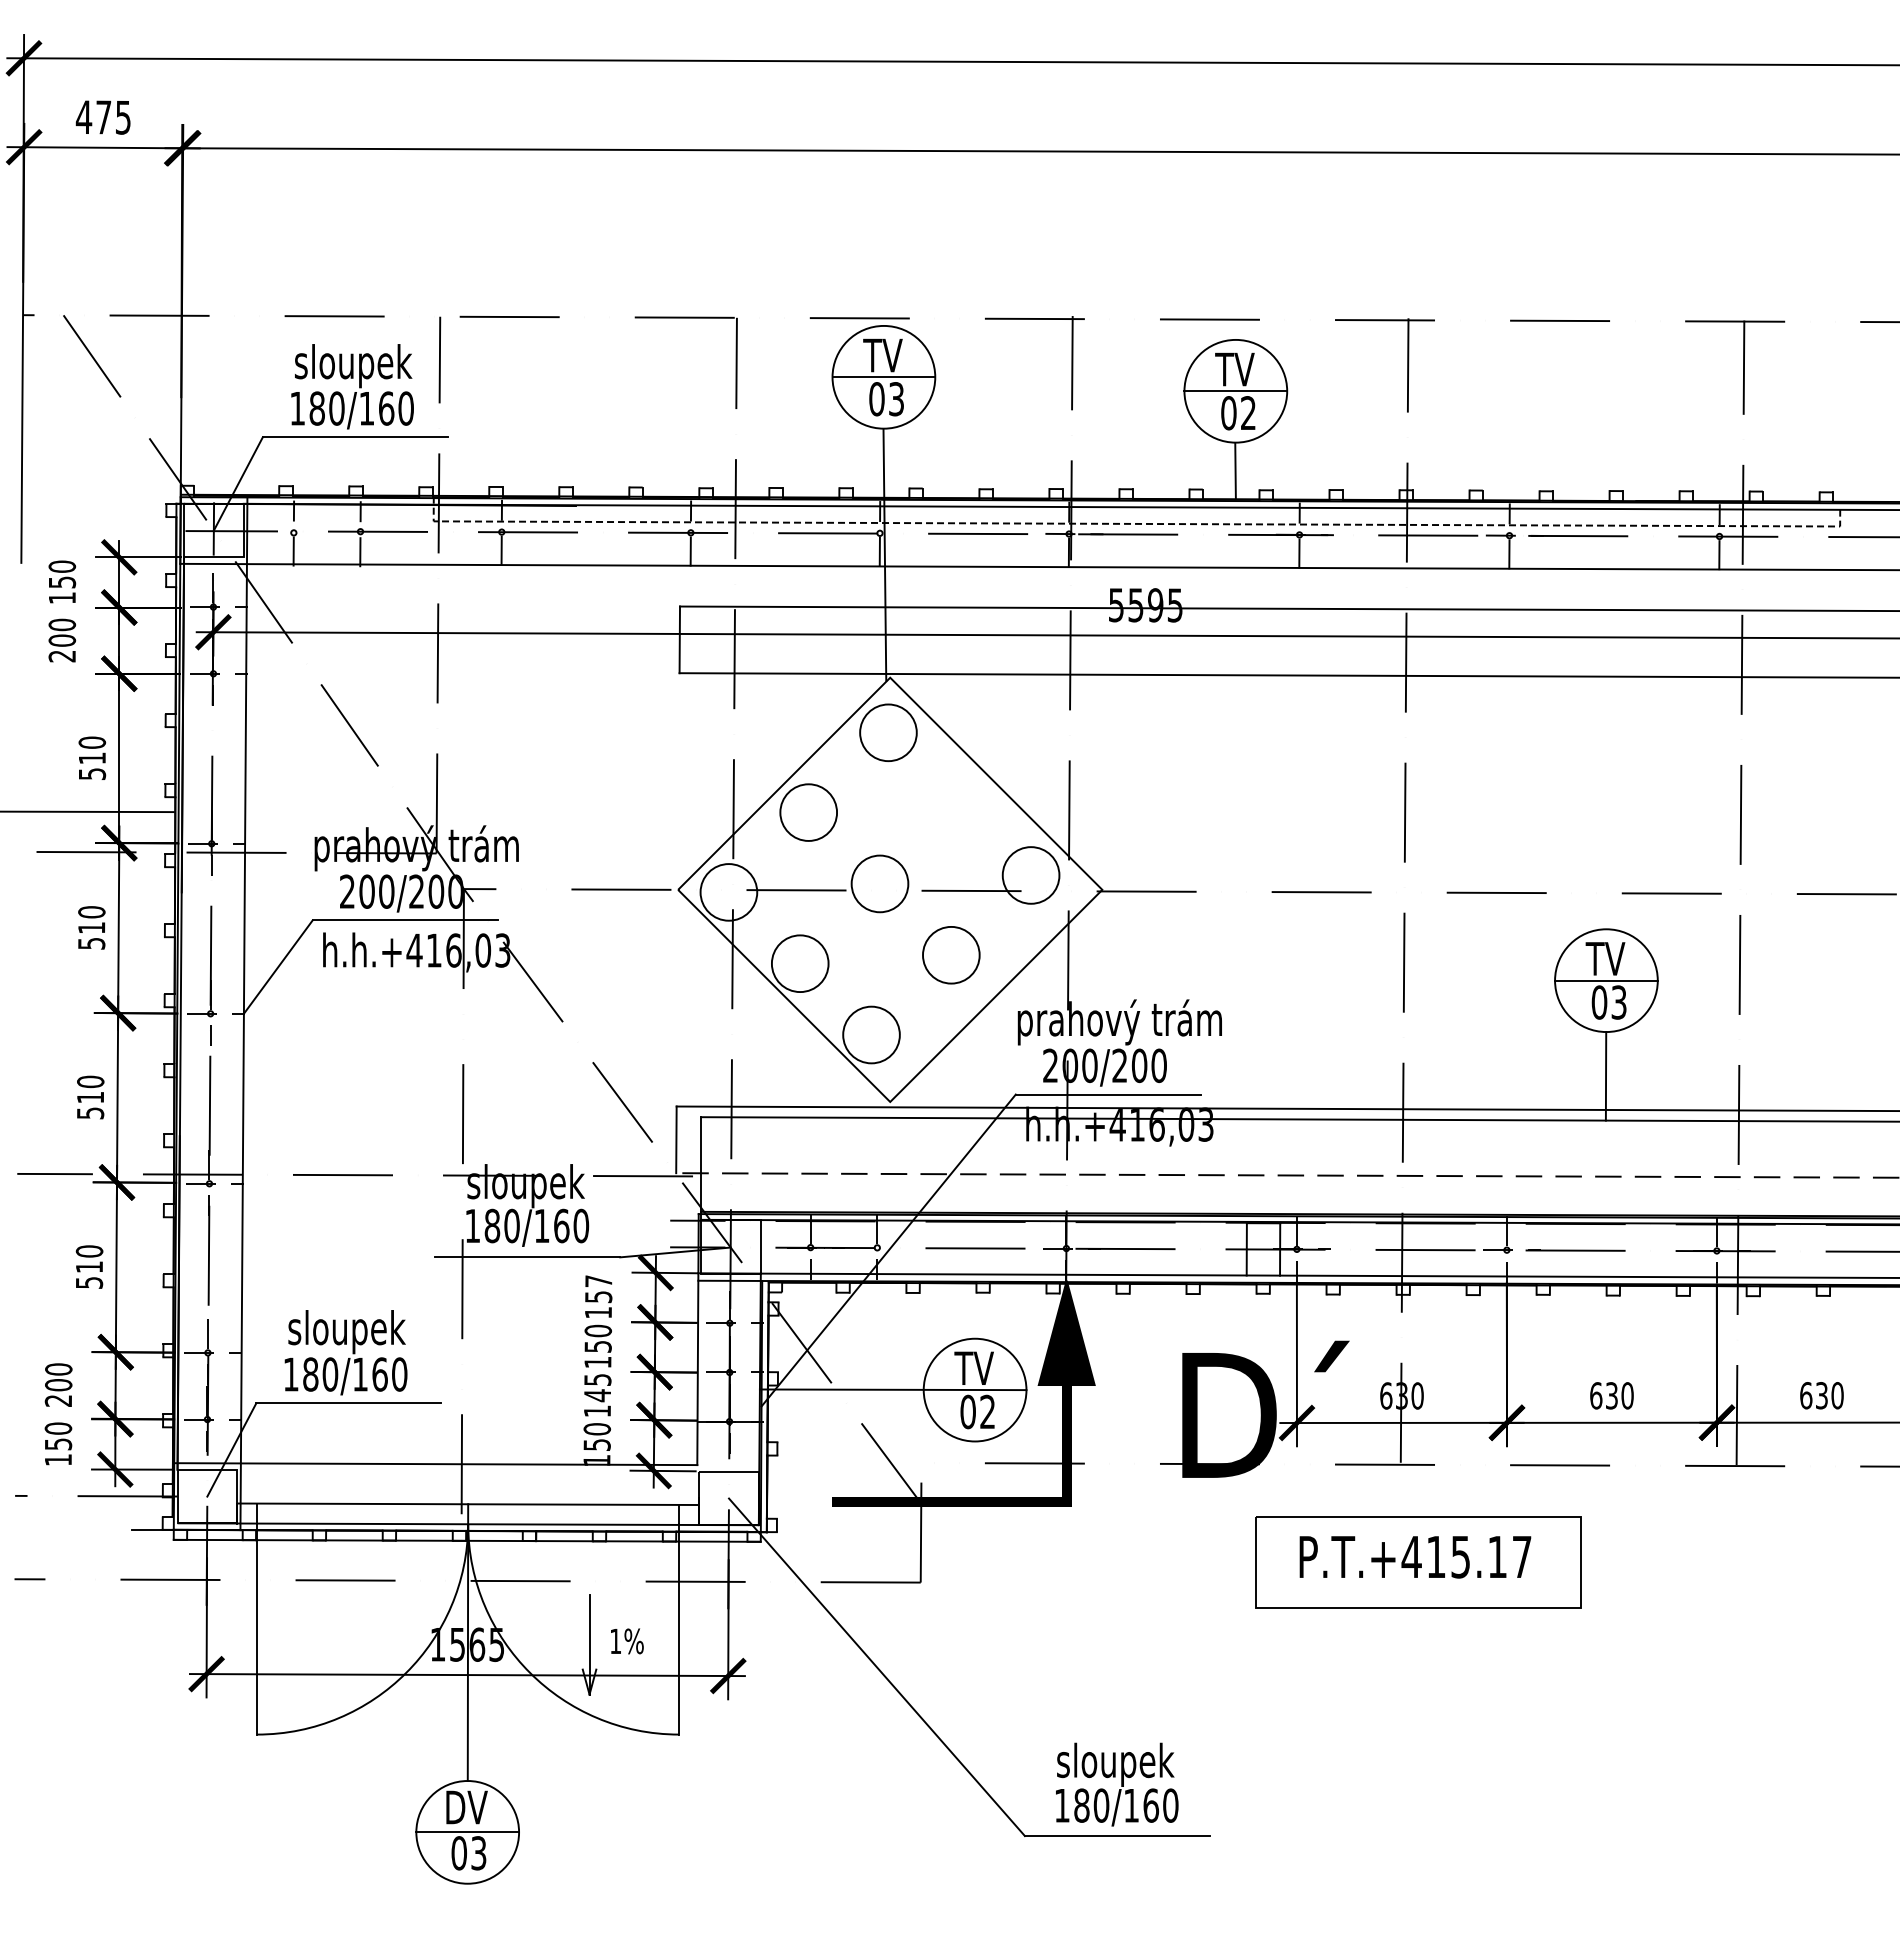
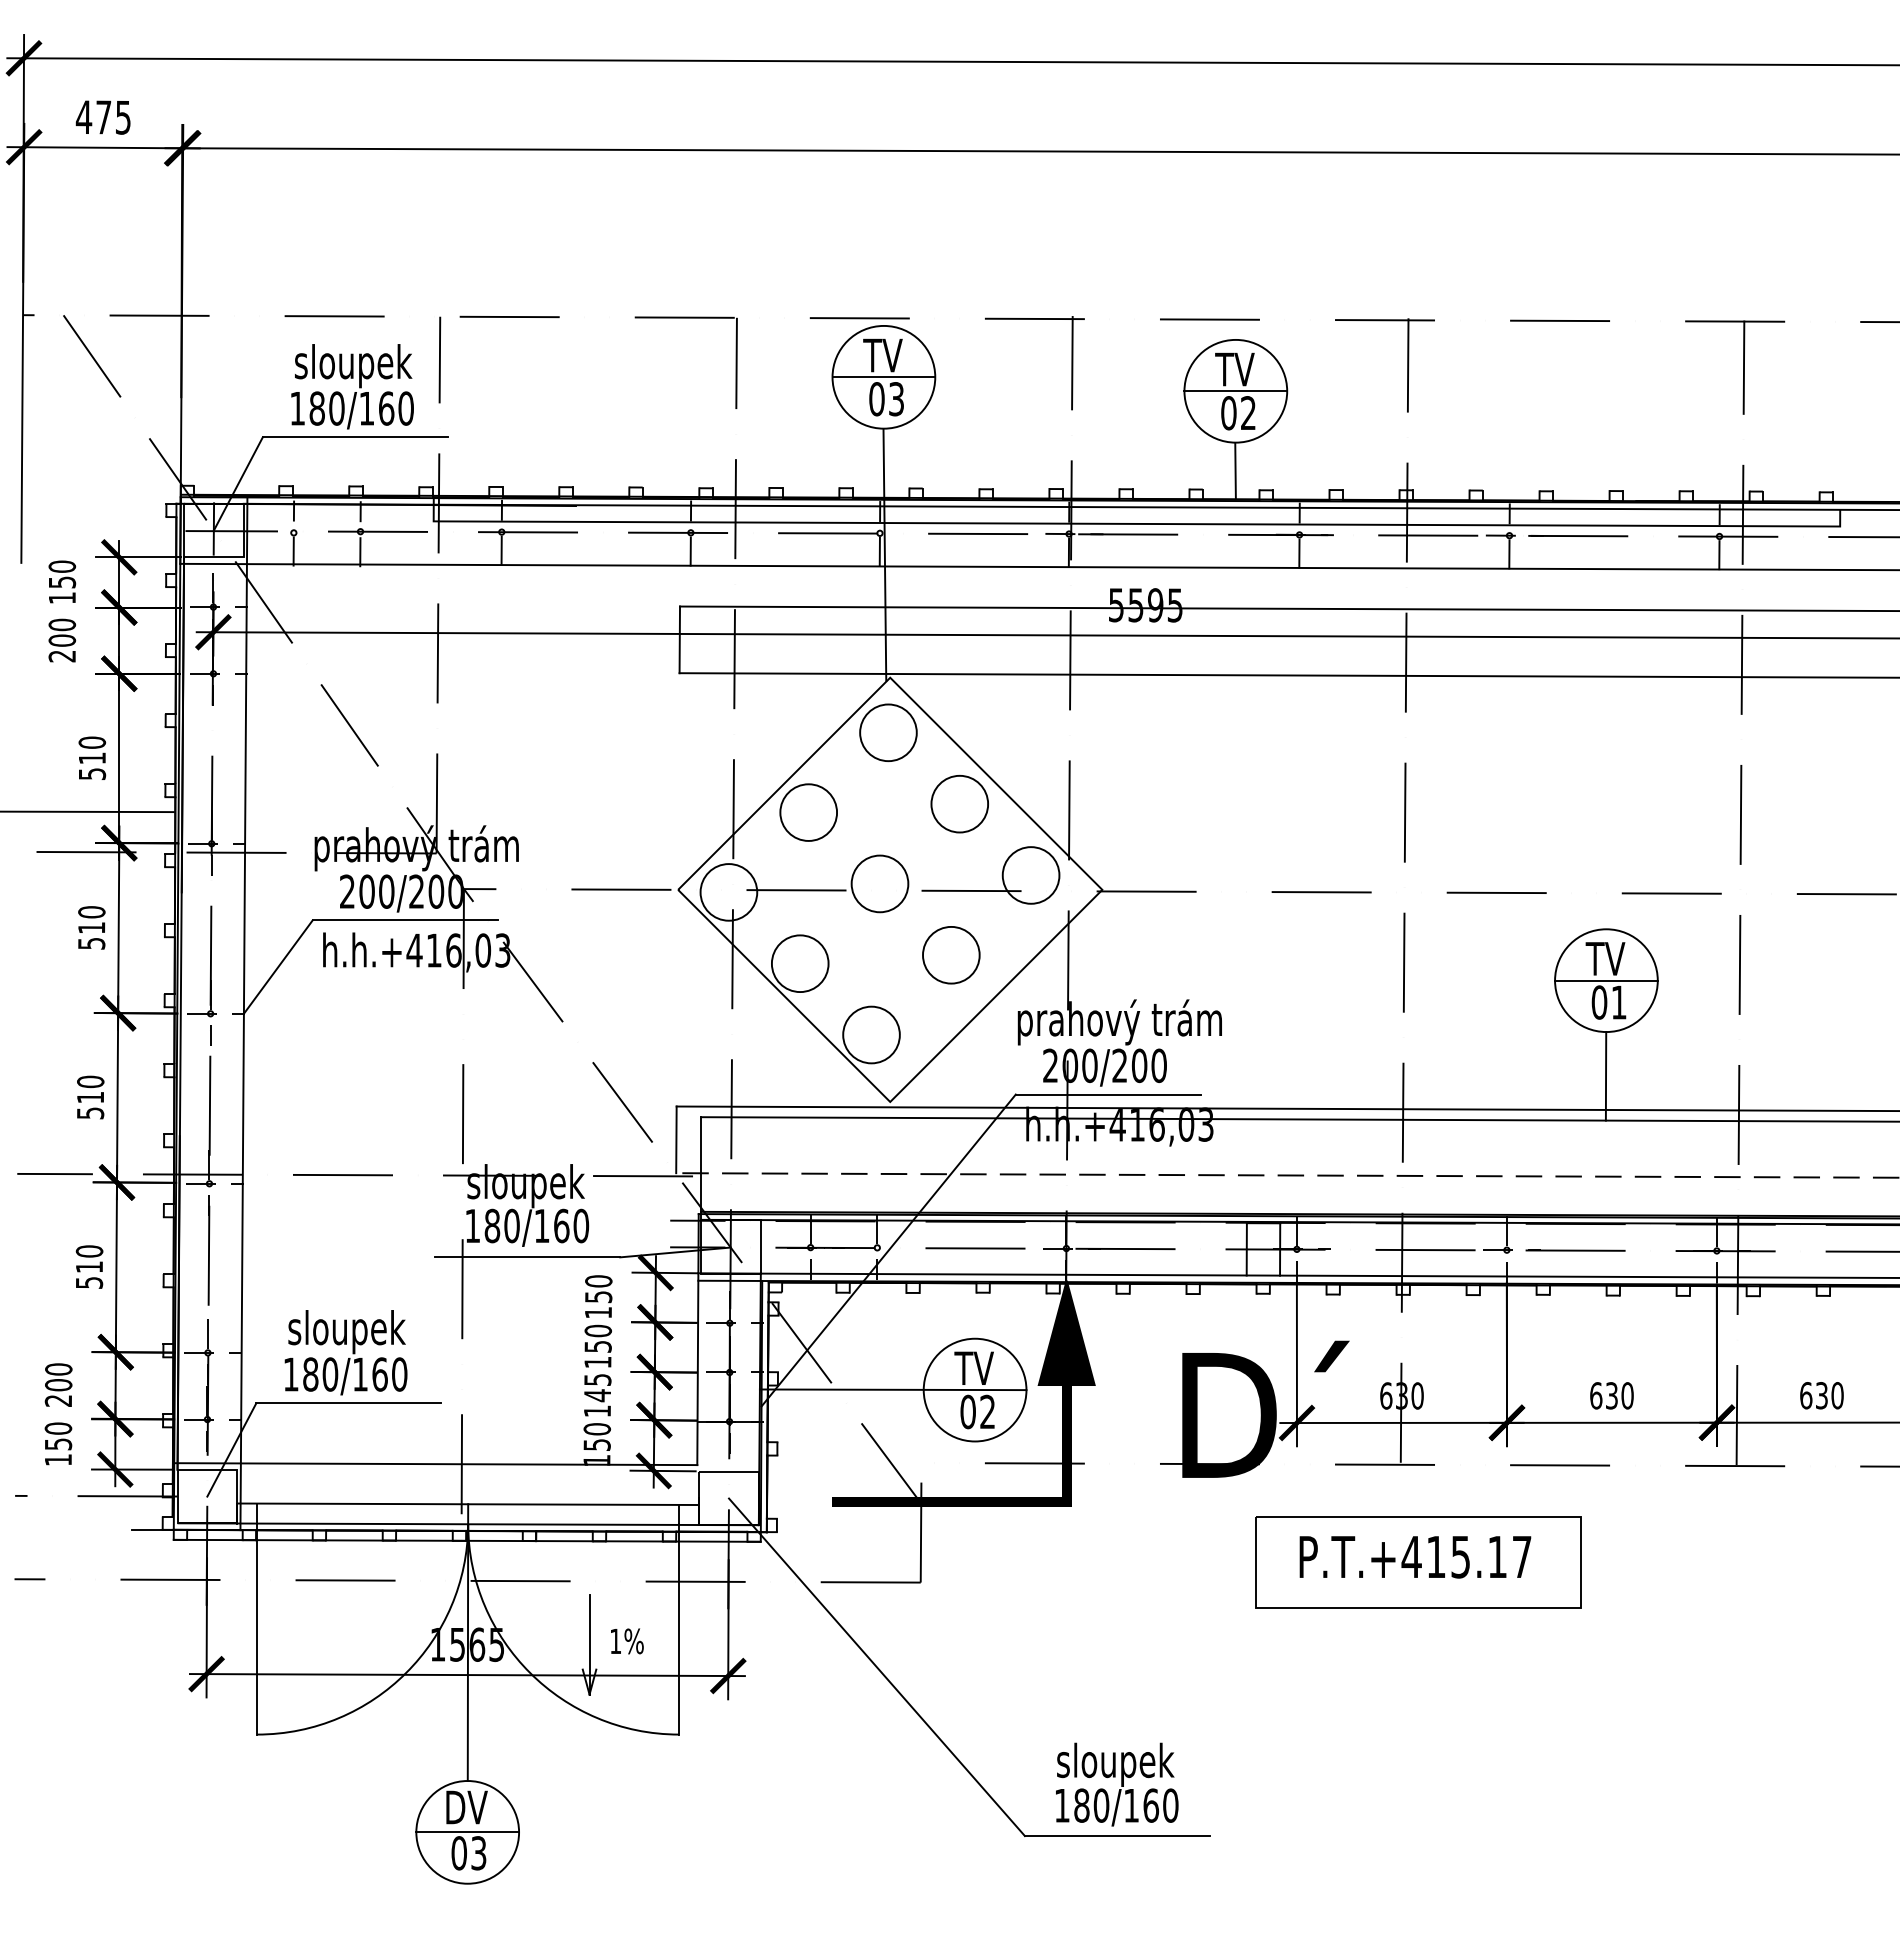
line: dashed -> solid (1133, 523)
circle: none -> present (959, 804)
text: 03 -> 01 (1618, 1002)
text: 157 -> 150 (598, 1281)
